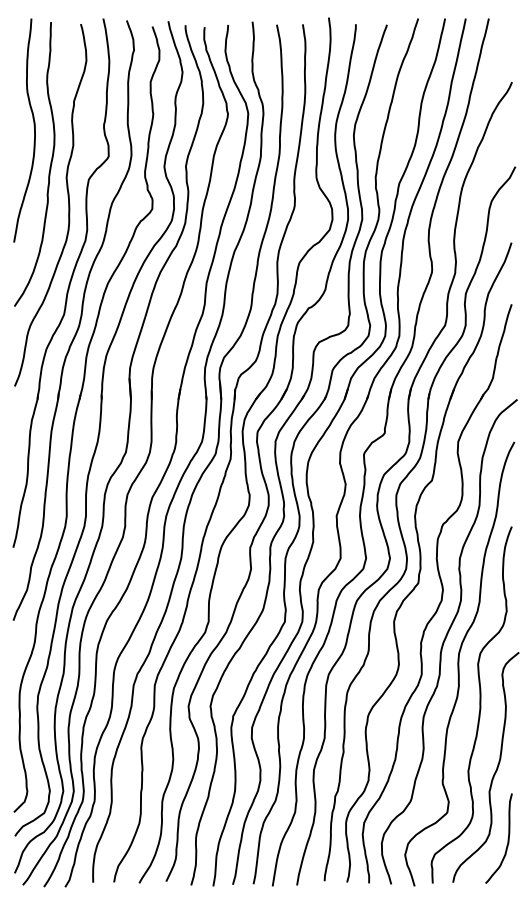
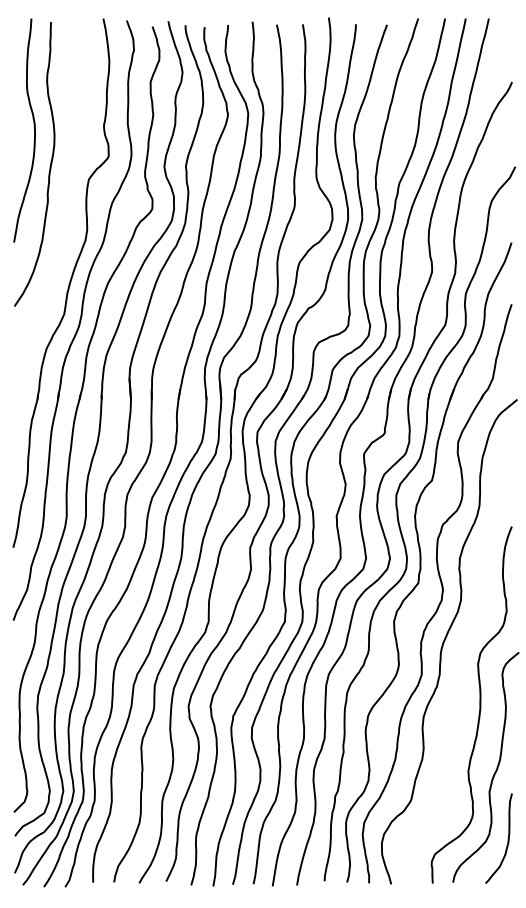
curve: present -> none (68, 205)
curve: present -> none (459, 663)
